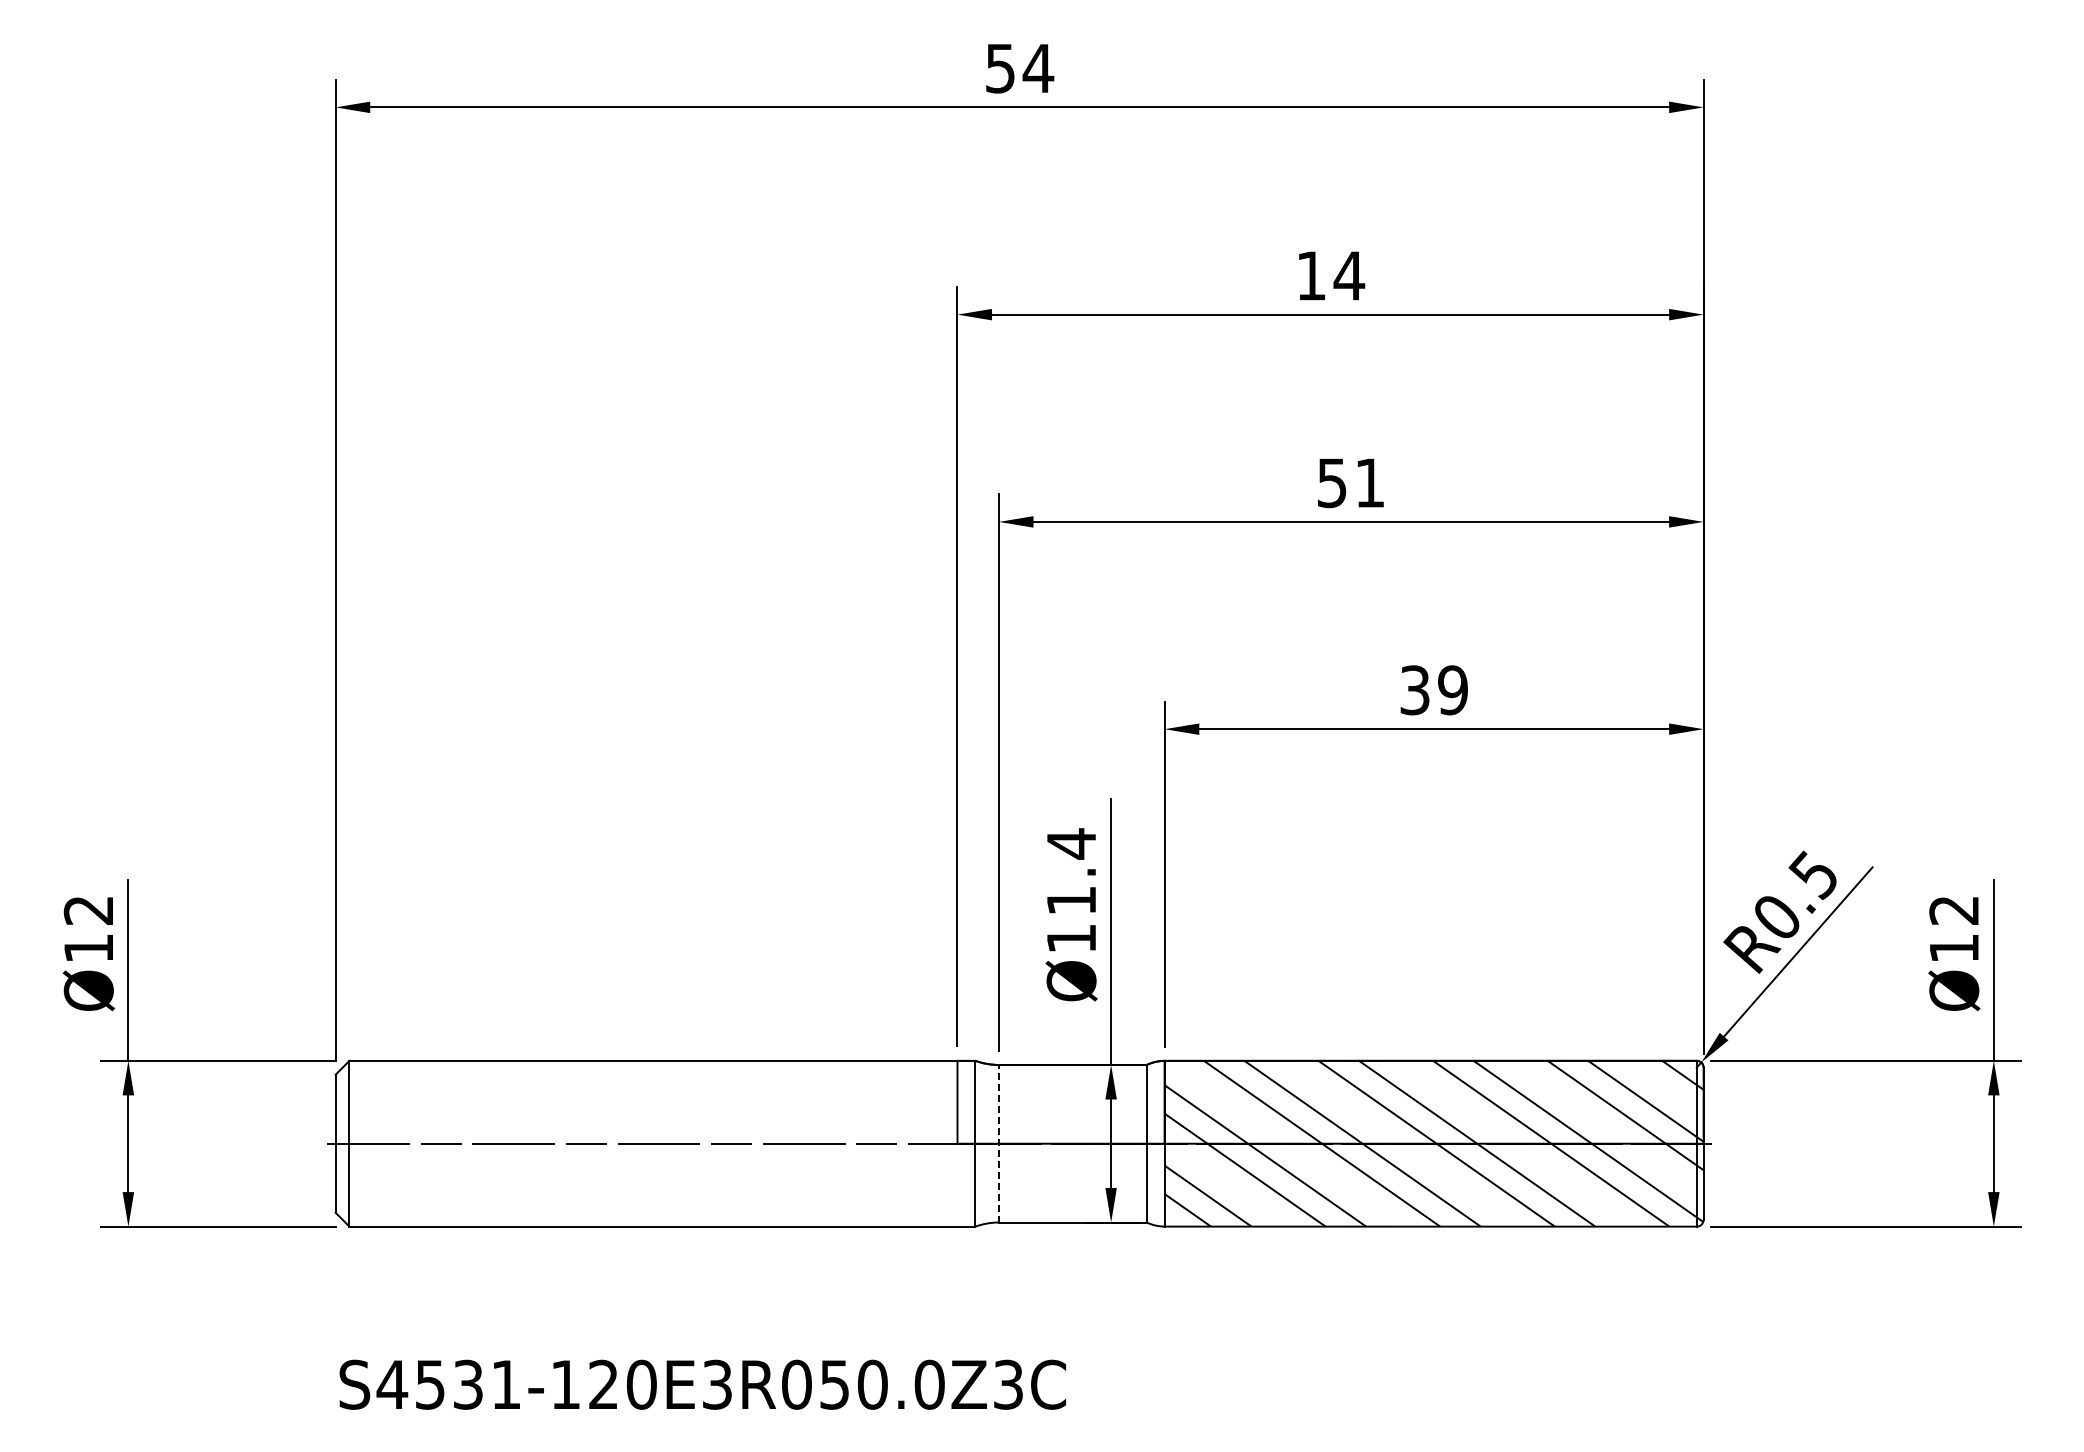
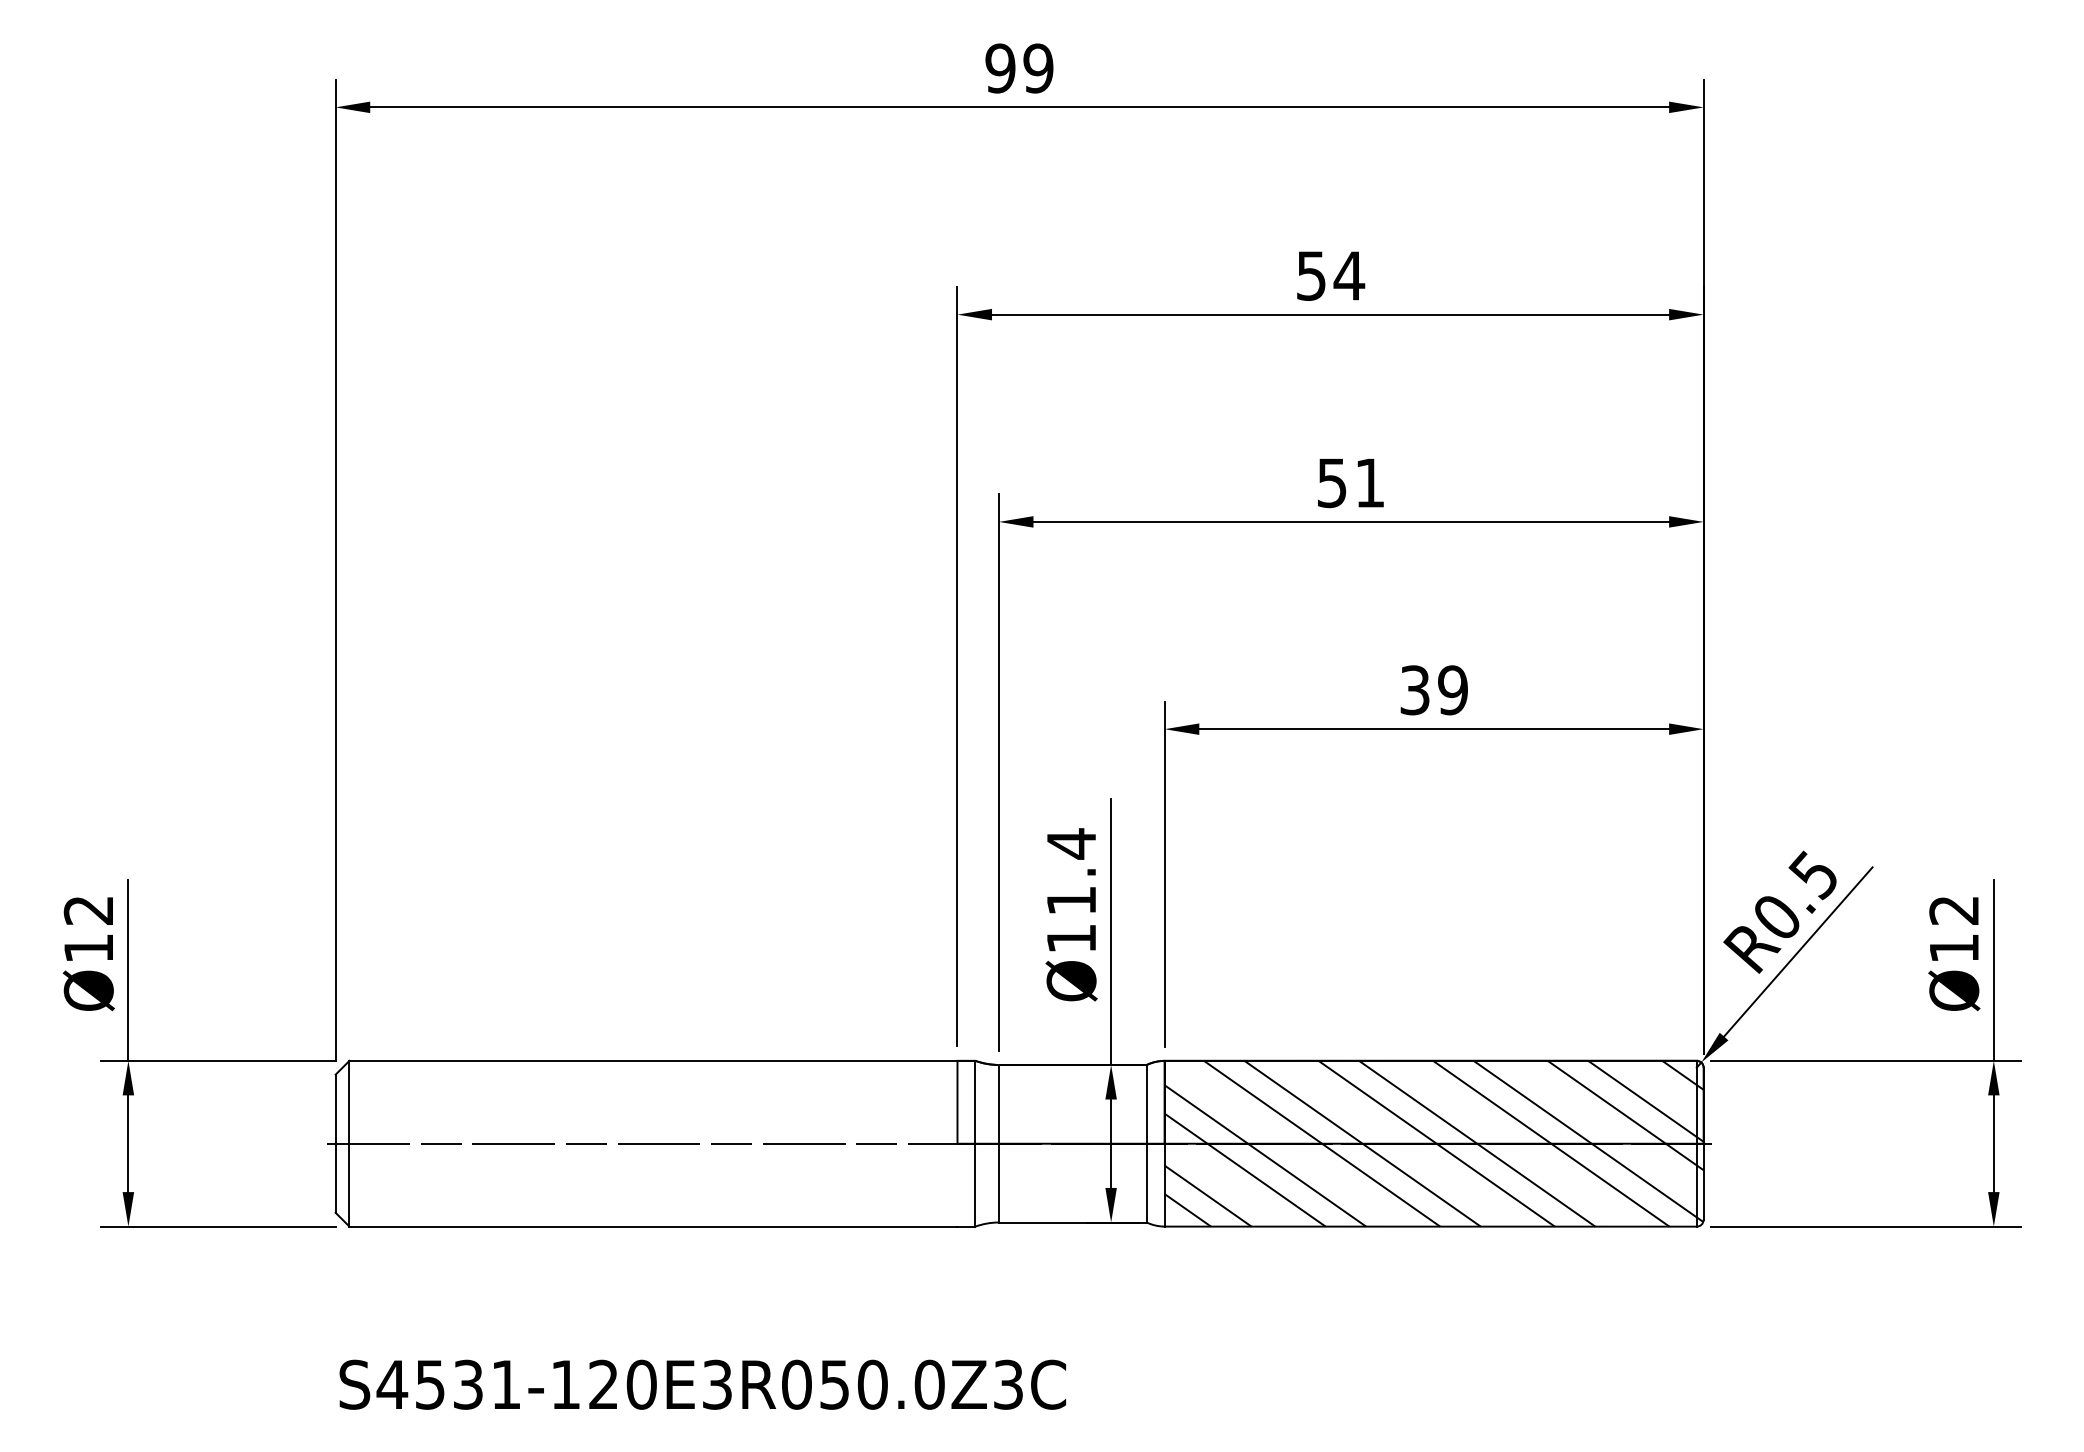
text: 54 -> 99 (1019, 68)
text: 14 -> 54 (1311, 275)
line: dashed -> solid (998, 1143)
